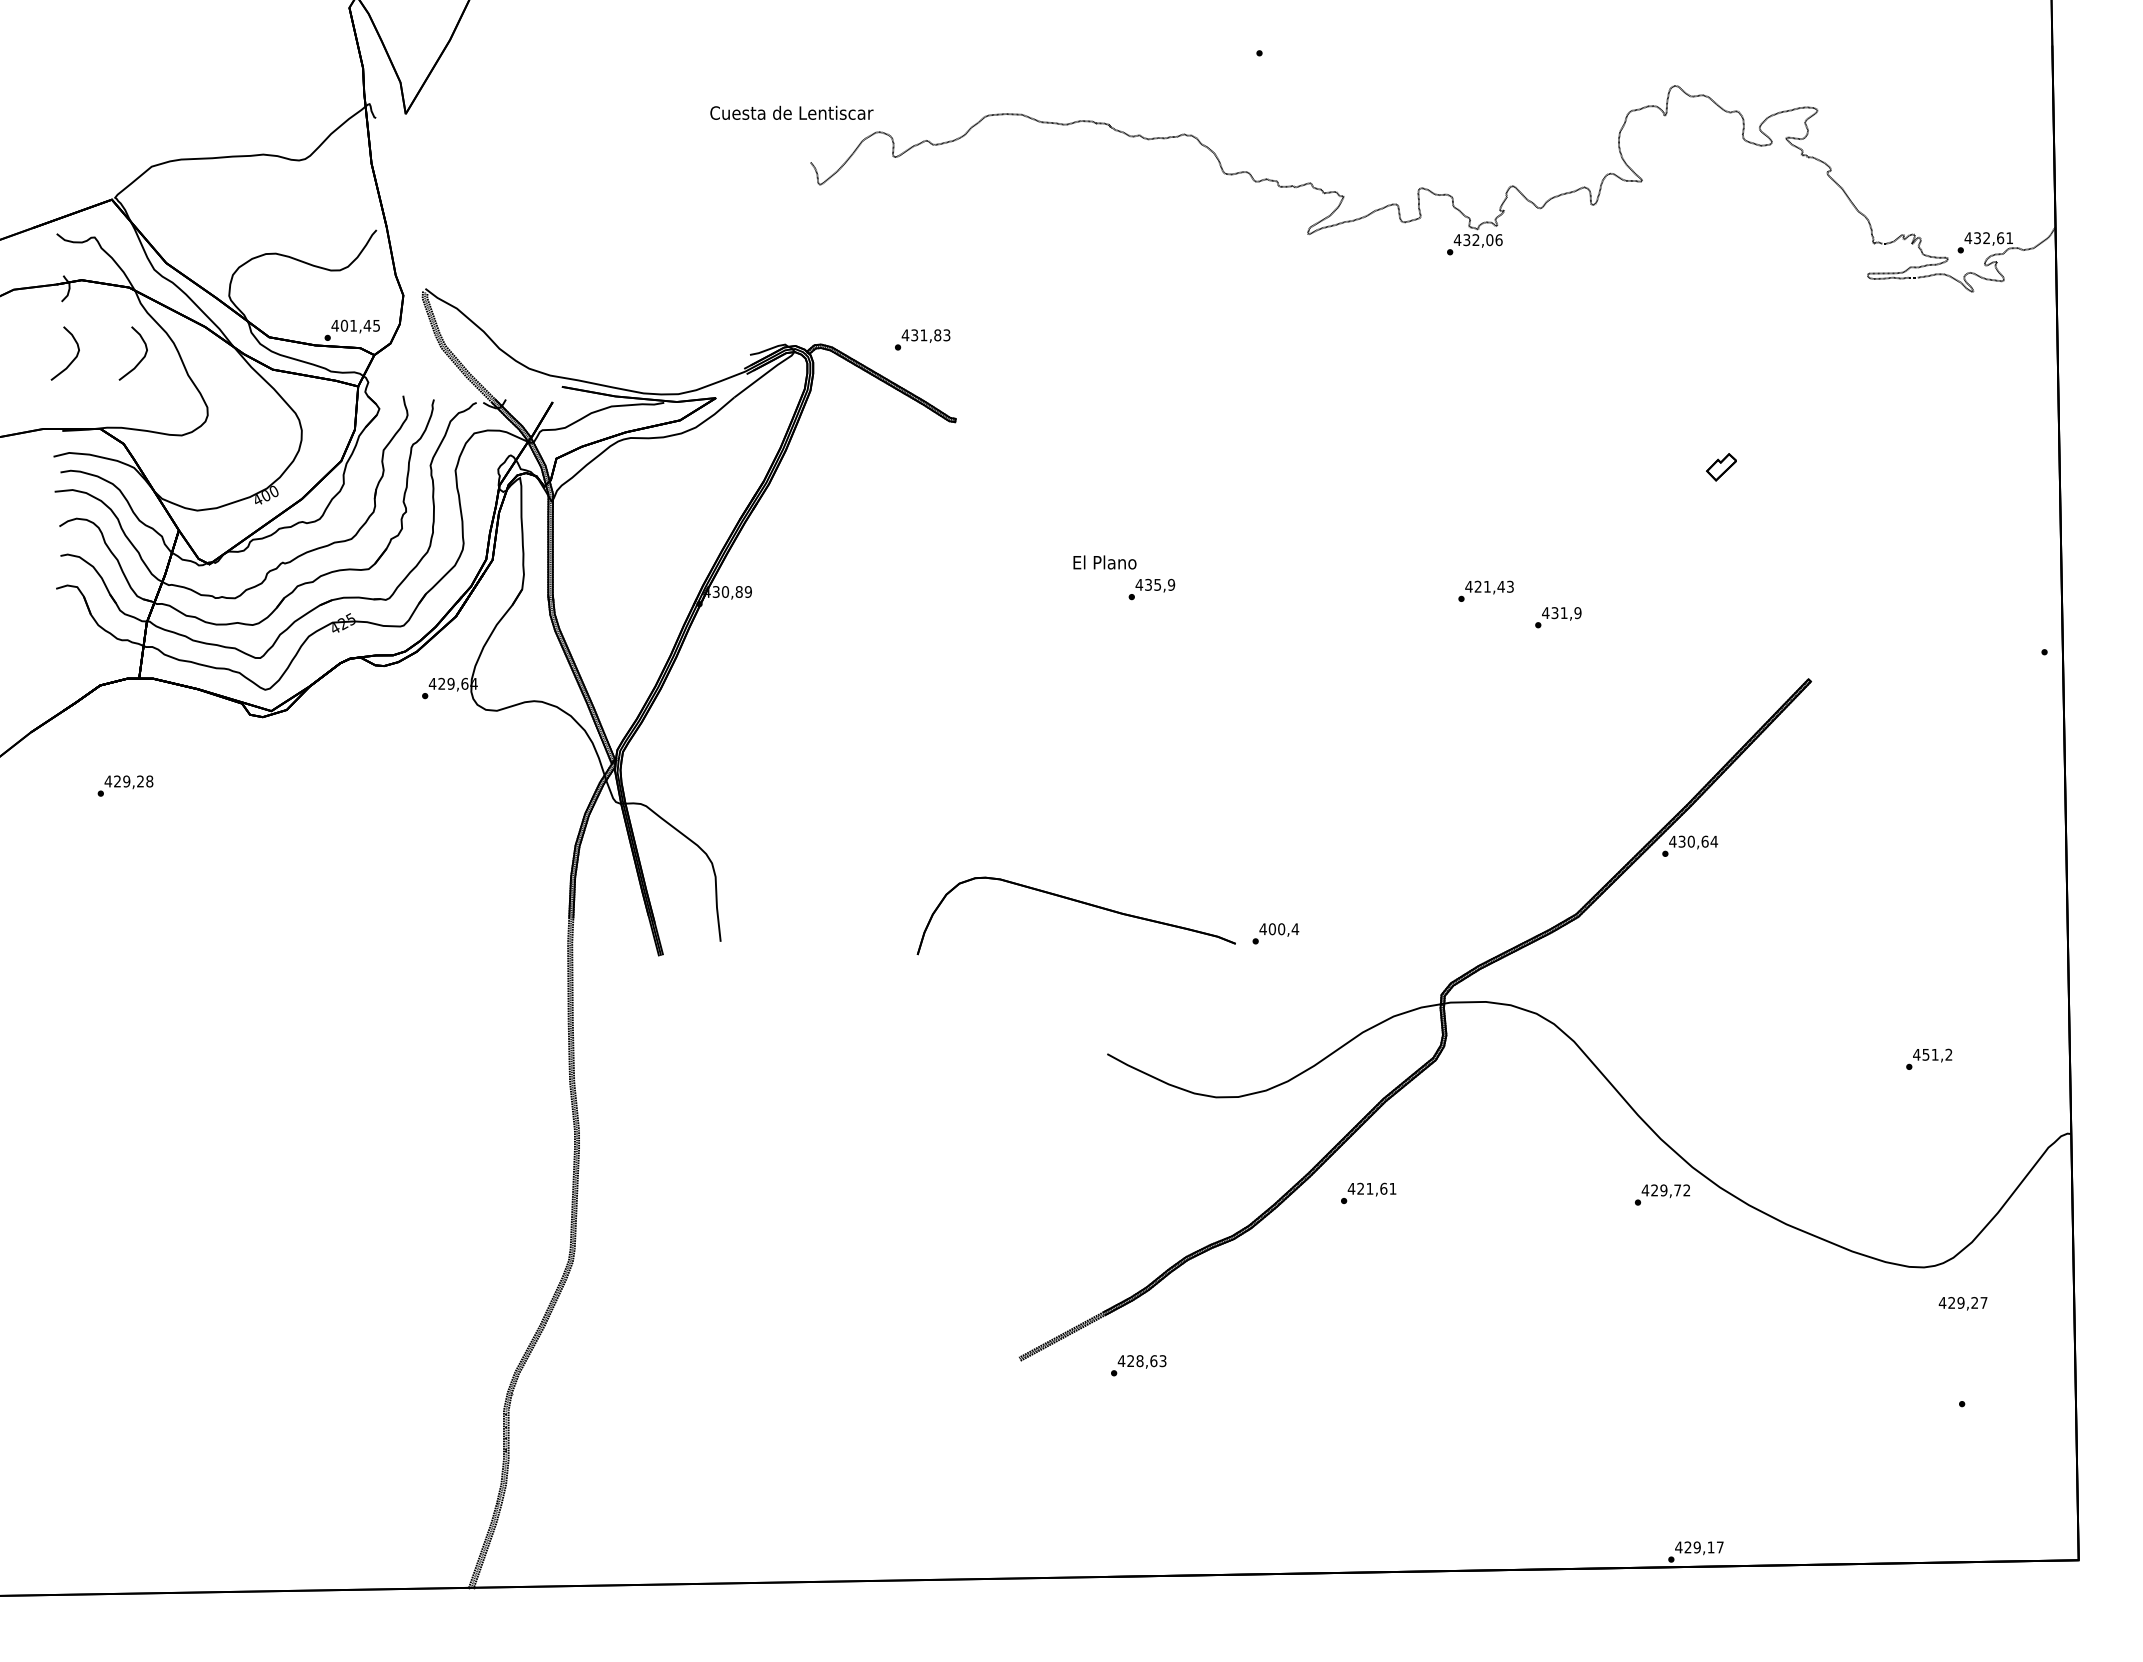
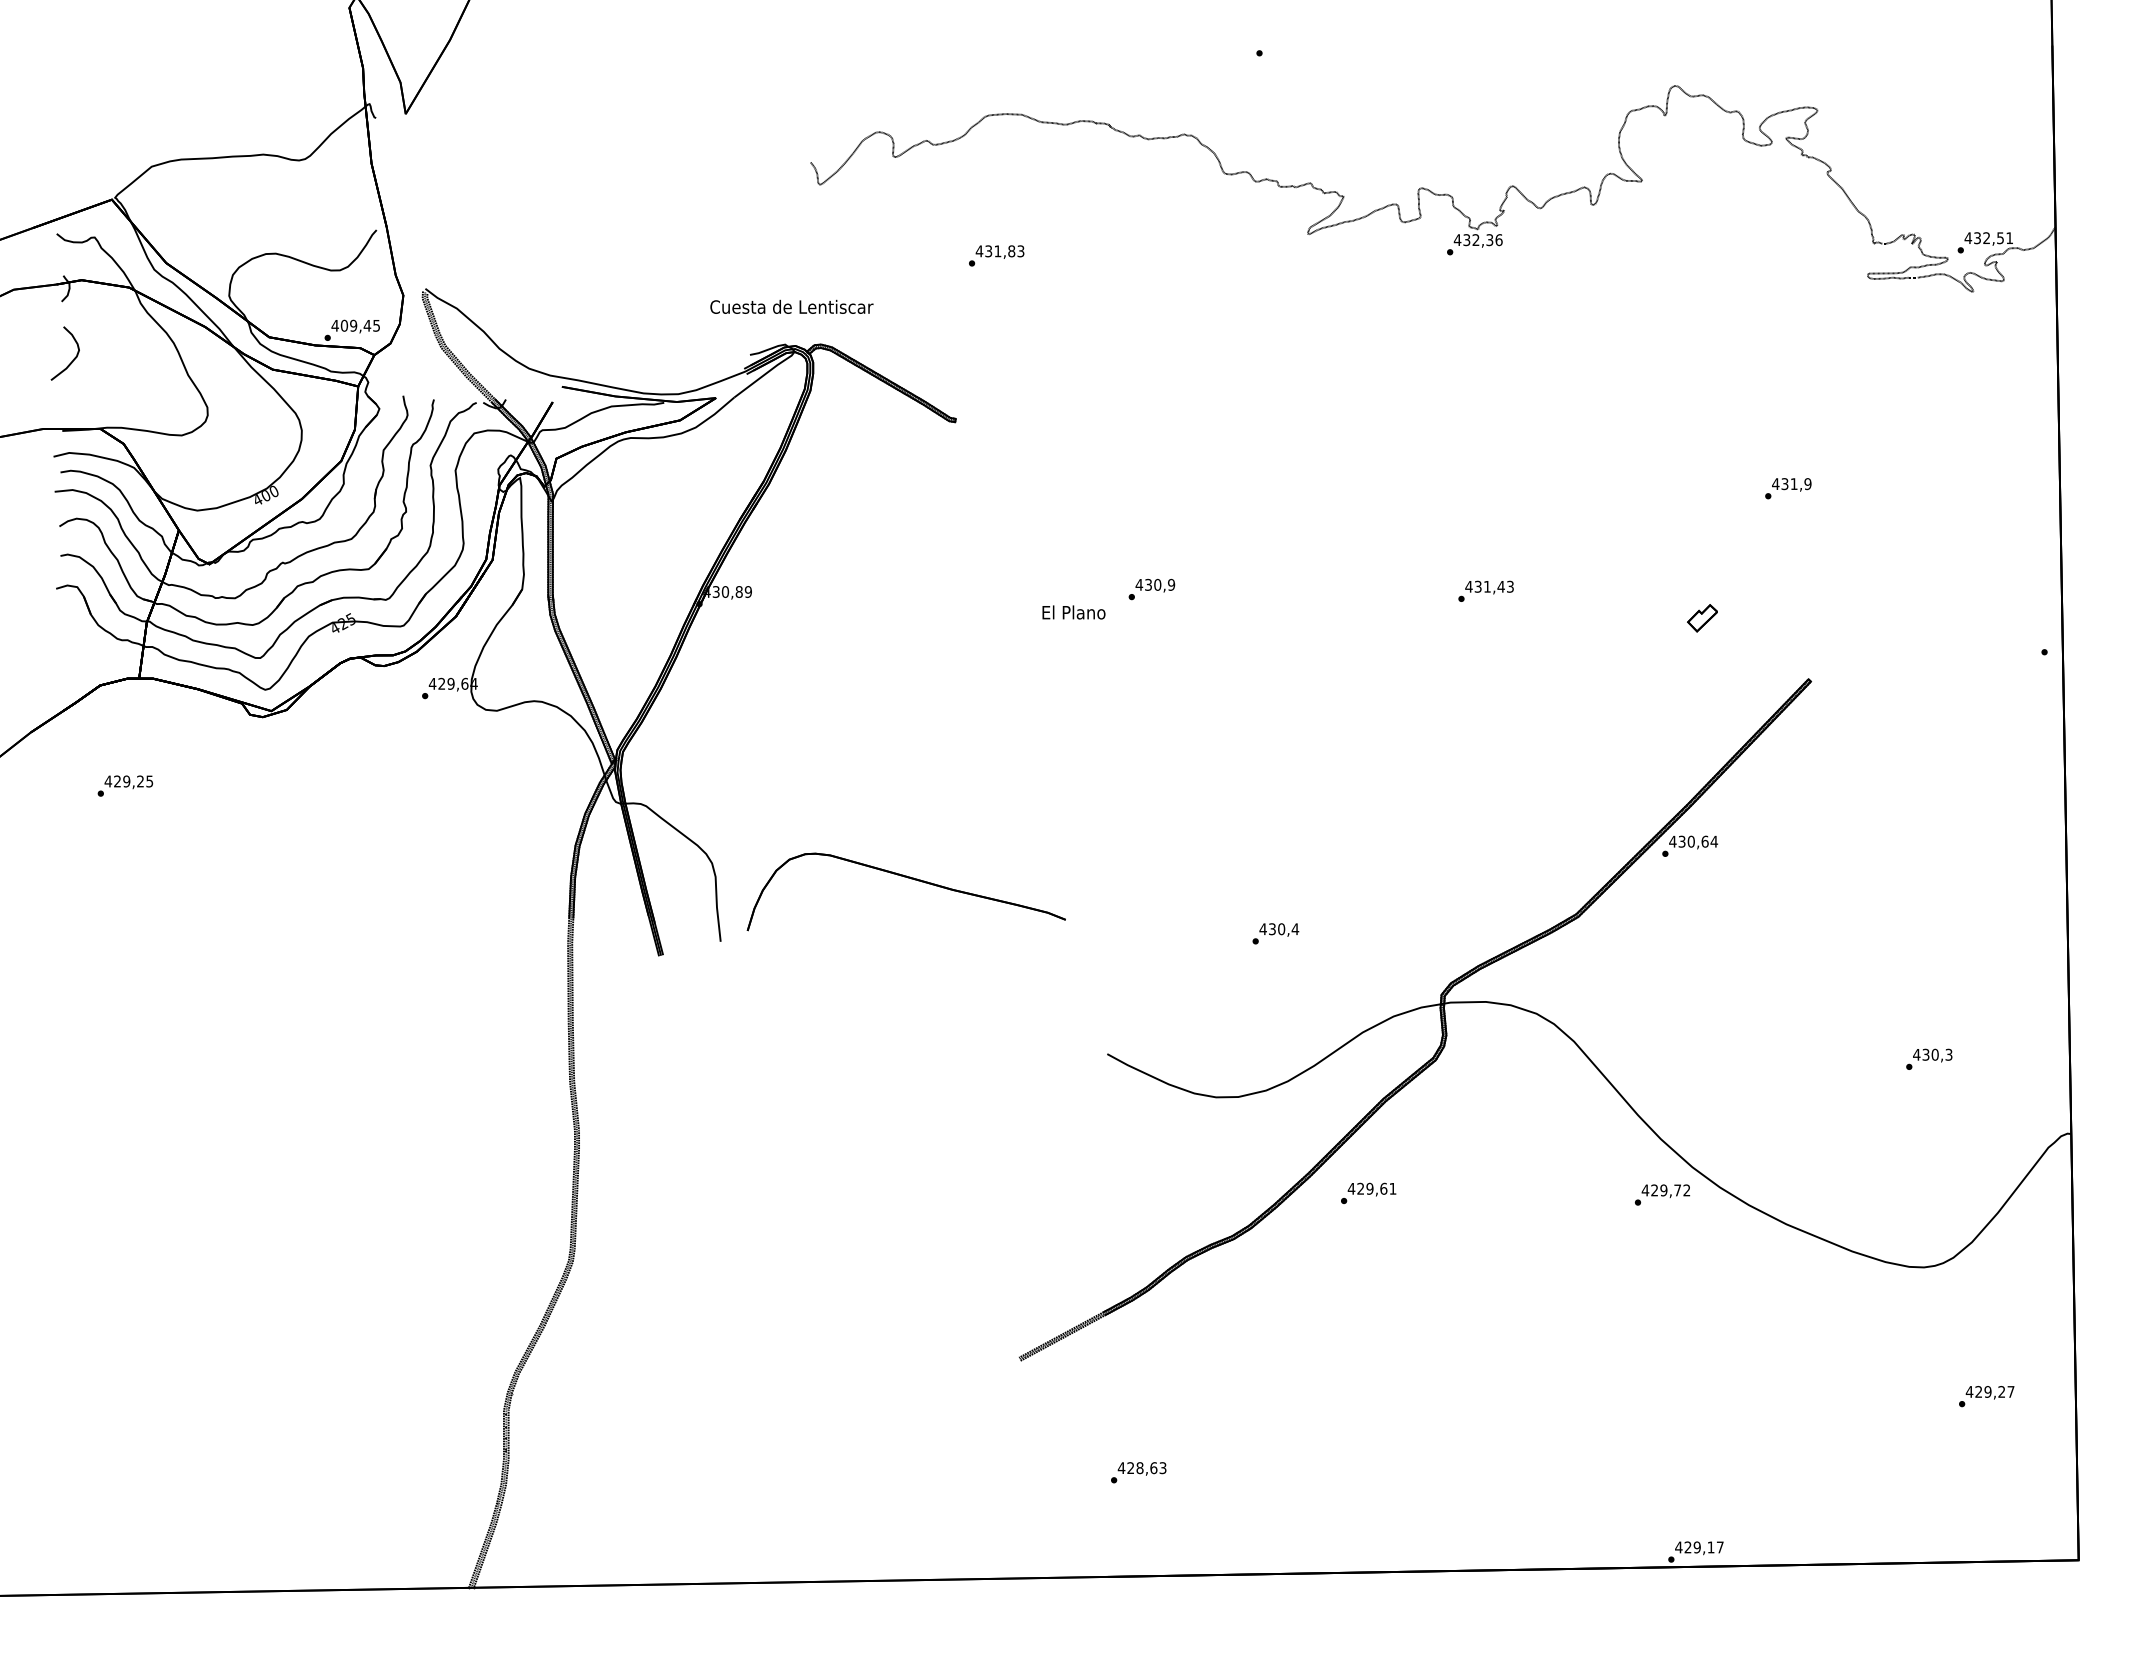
text position: (791, 112) -> (791, 306) (791, 306)
text: 432,61 -> 432,51 (2000, 238)
text: 432,06 -> 432,36 (1489, 240)
text: 401,45 -> 409,45 (353, 325)
text position: (922, 339) -> (996, 255) (996, 255)
curve: present -> none (141, 358)
part position: (1721, 467) -> (1702, 618) (1702, 618)
text position: (1104, 562) -> (1073, 612) (1073, 612)
text: 435,9 -> 430,9 (1157, 584)
text: 421,43 -> 431,43 (1477, 586)
text position: (1558, 617) -> (1788, 488) (1788, 488)
text: 429,28 -> 429,25 (149, 781)
part position: (1077, 902) -> (907, 878) (907, 878)
text: 400,4 -> 430,4 (1271, 929)
text: 451,2 -> 430,3 (1937, 1054)
text: 421,61 -> 429,61 (1369, 1188)
text position: (1962, 1303) -> (1989, 1392) (1989, 1392)
text position: (1138, 1365) -> (1138, 1472) (1138, 1472)
